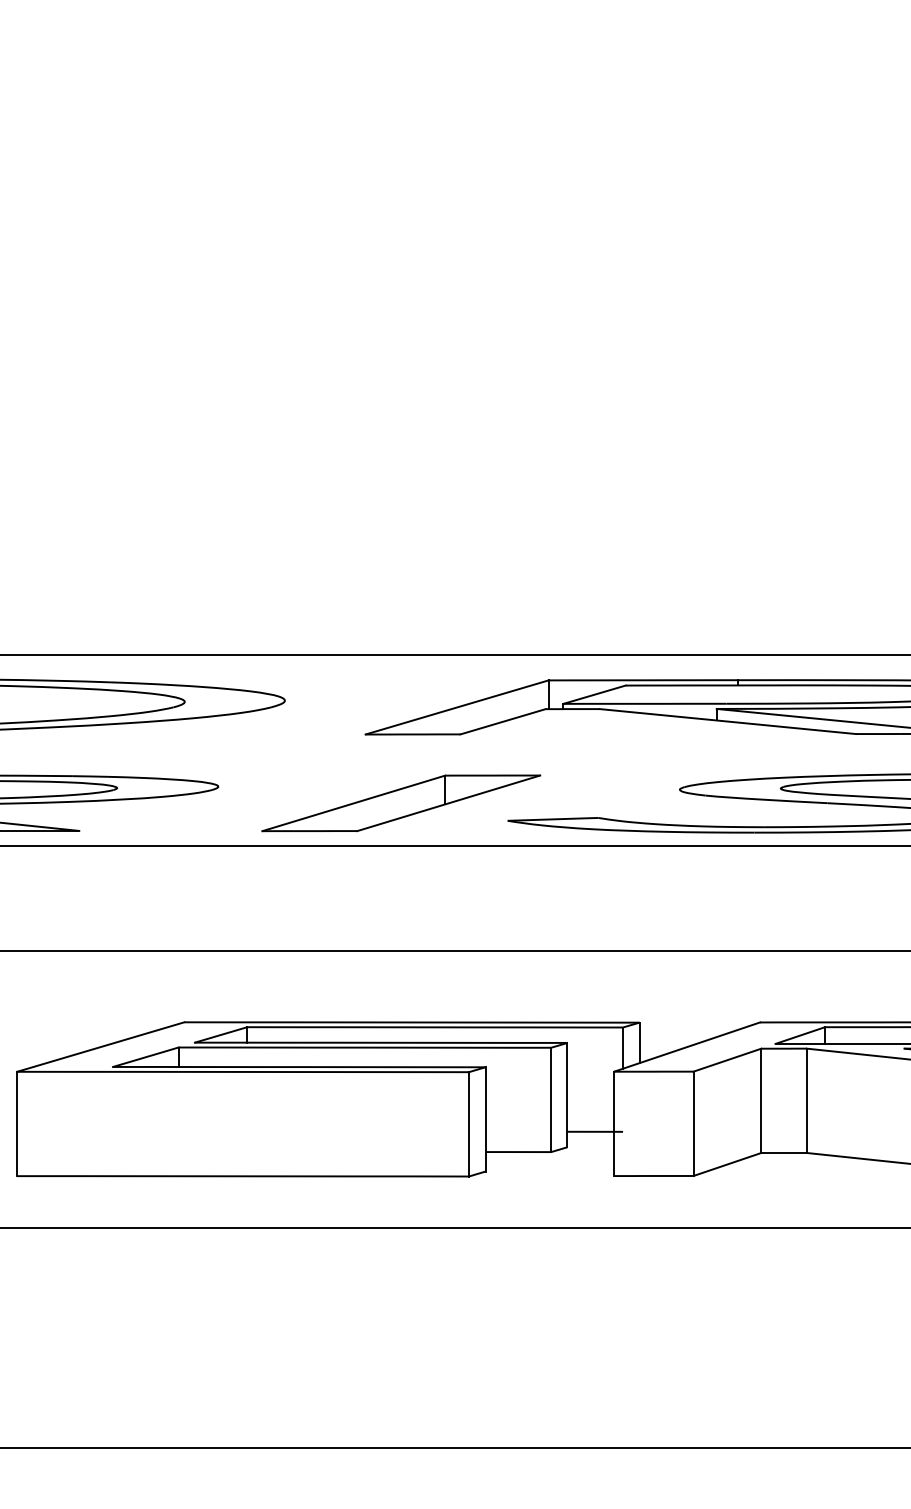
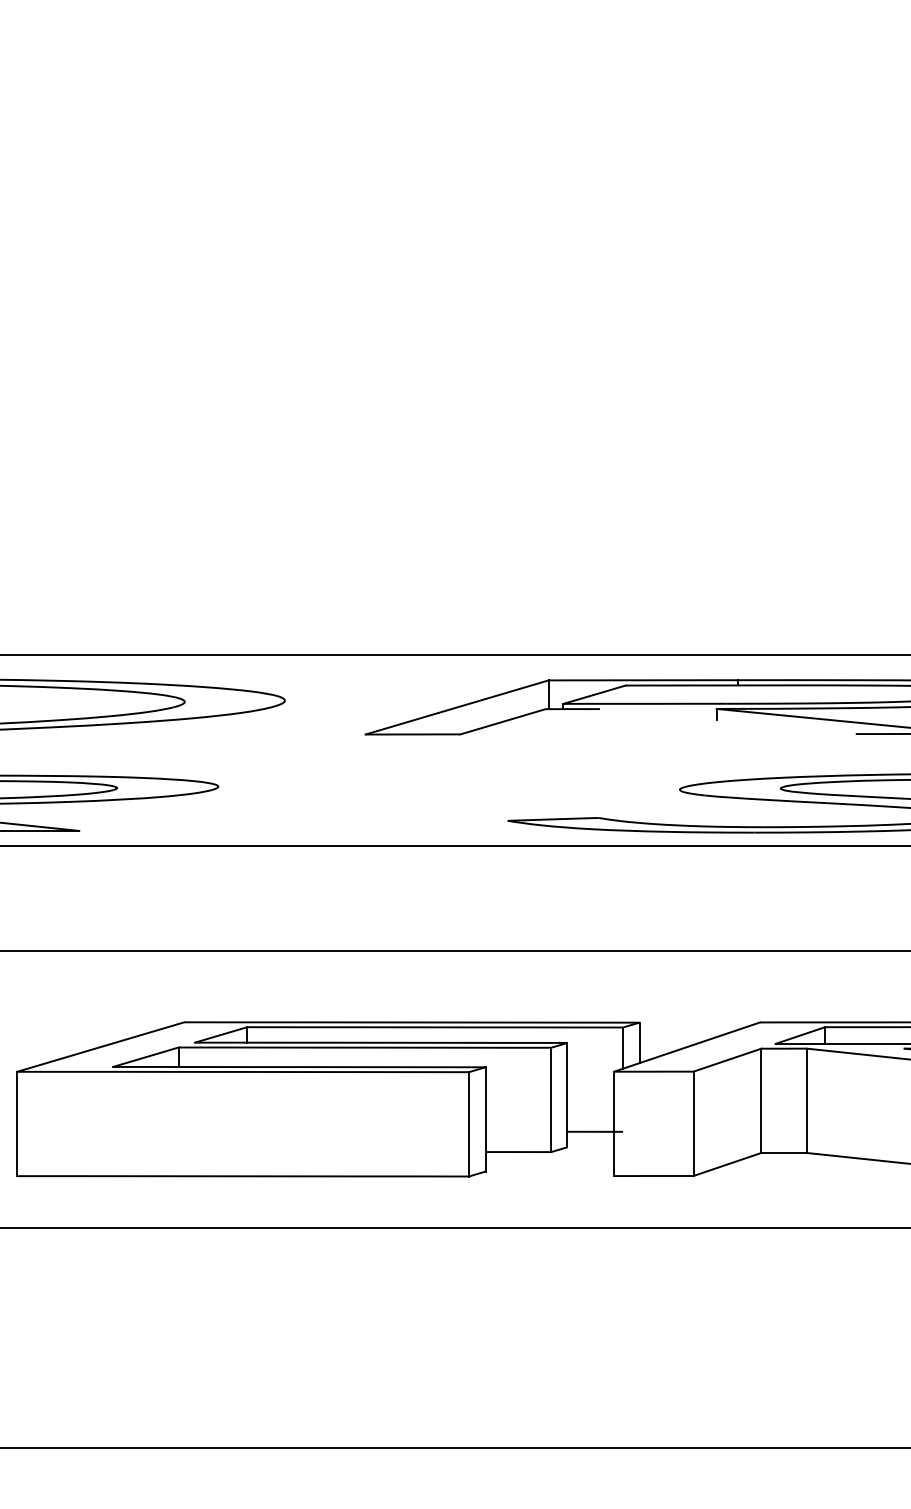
line: present -> none (727, 721)
part: present -> none (401, 803)
